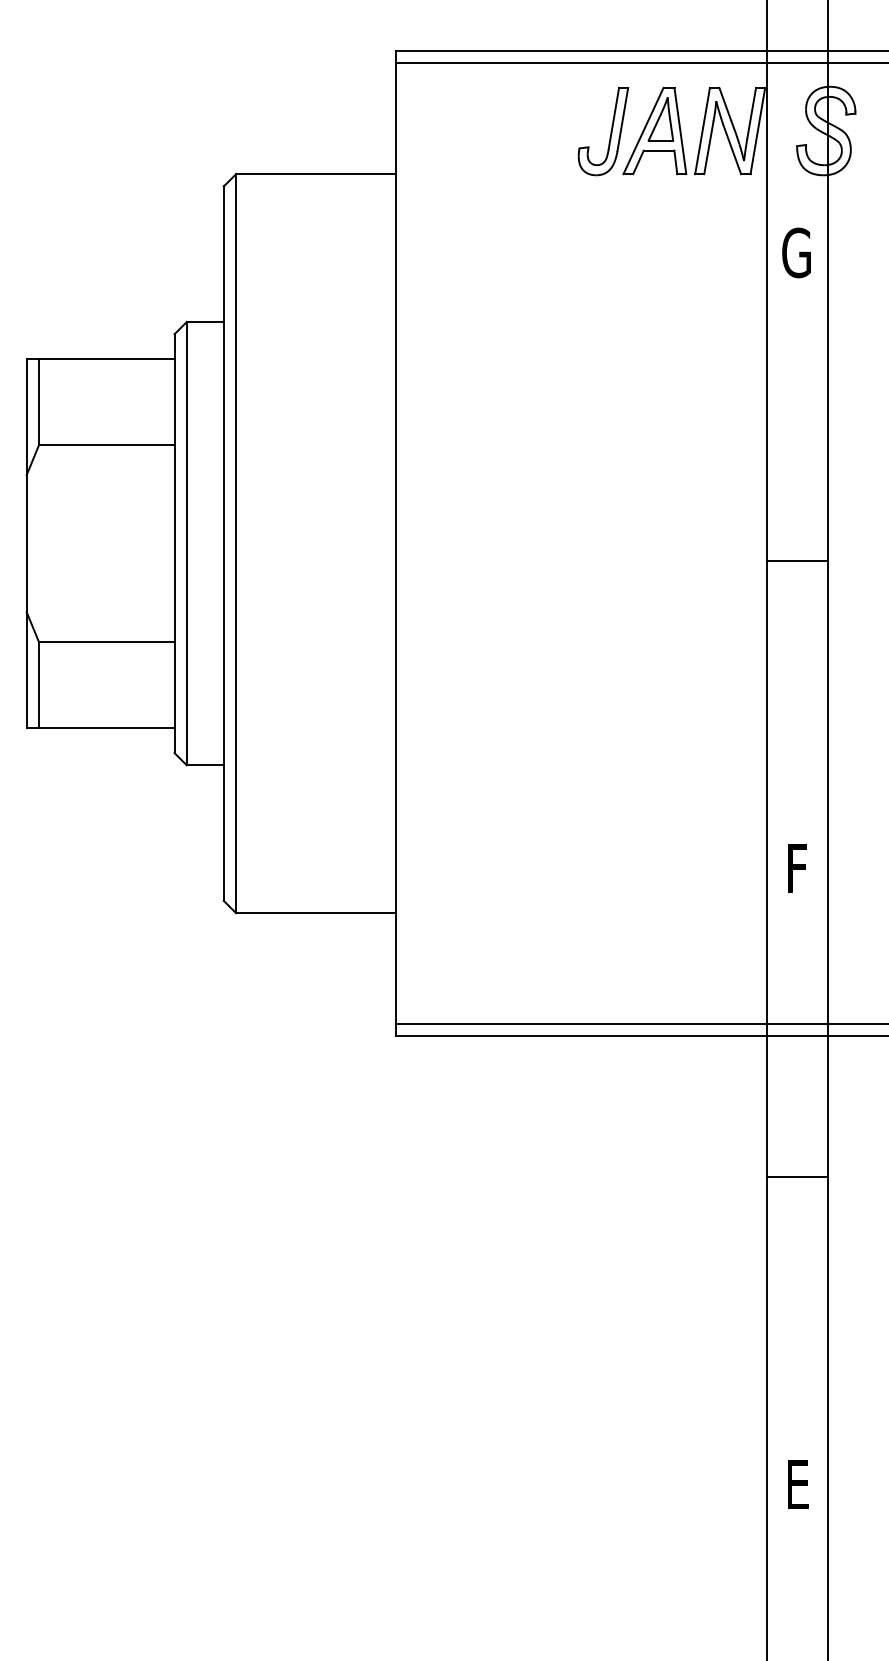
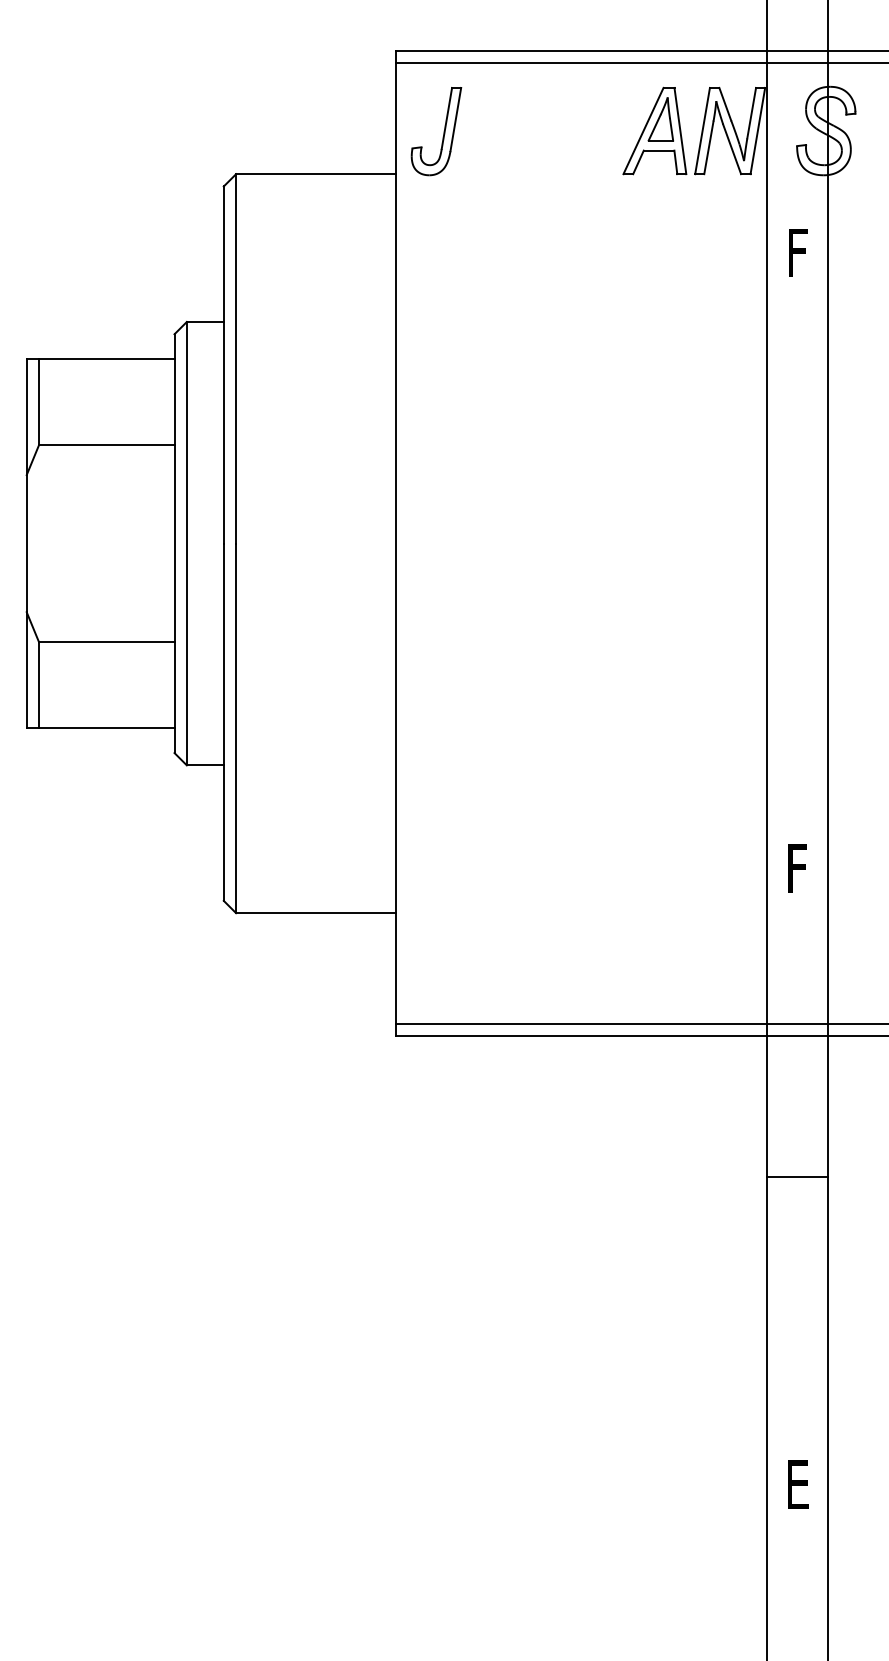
part position: (610, 131) -> (443, 131) (443, 131)
text: G -> F (796, 252)
line: present -> none (797, 560)
